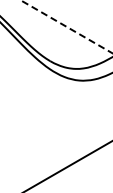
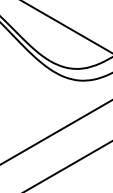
line: dashed -> solid (66, 26)
line: none -> present (55, 132)
